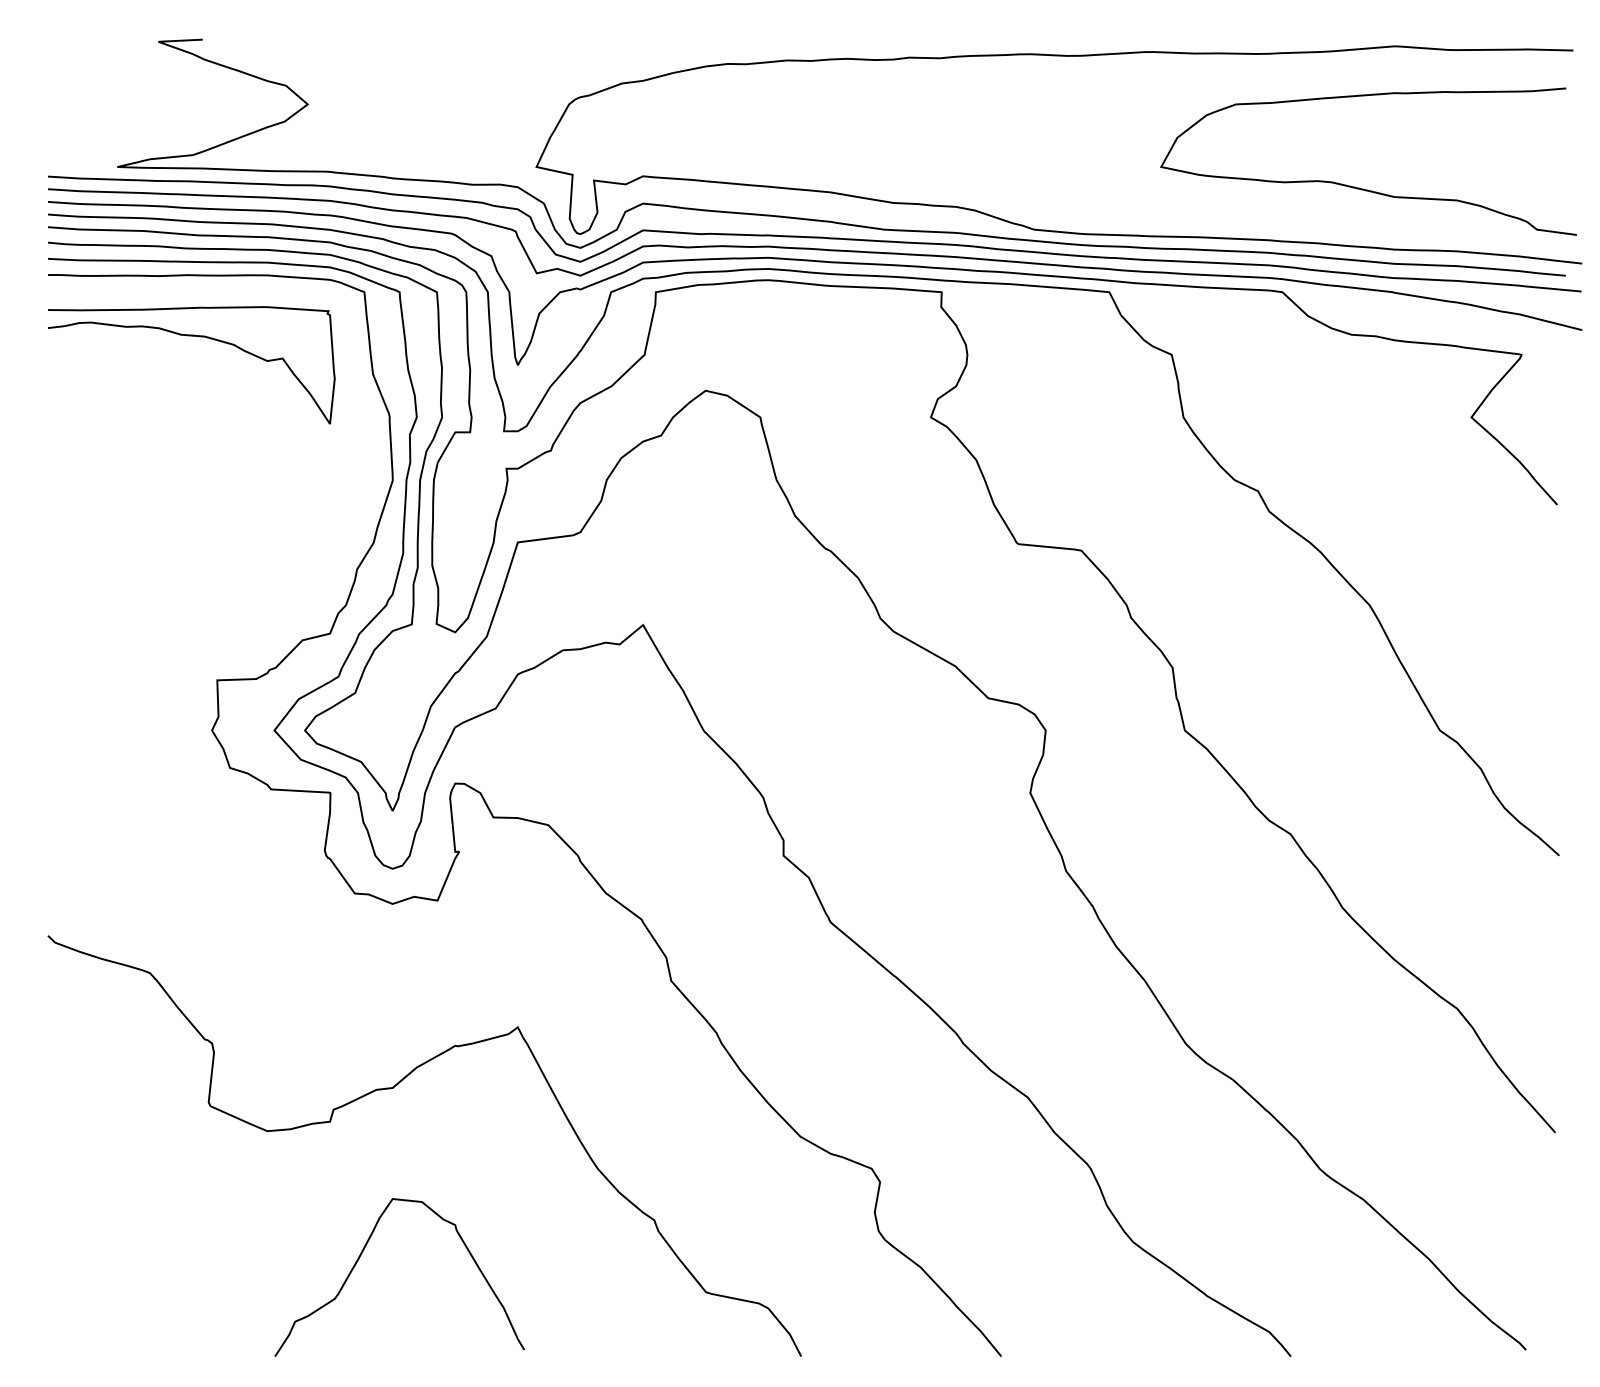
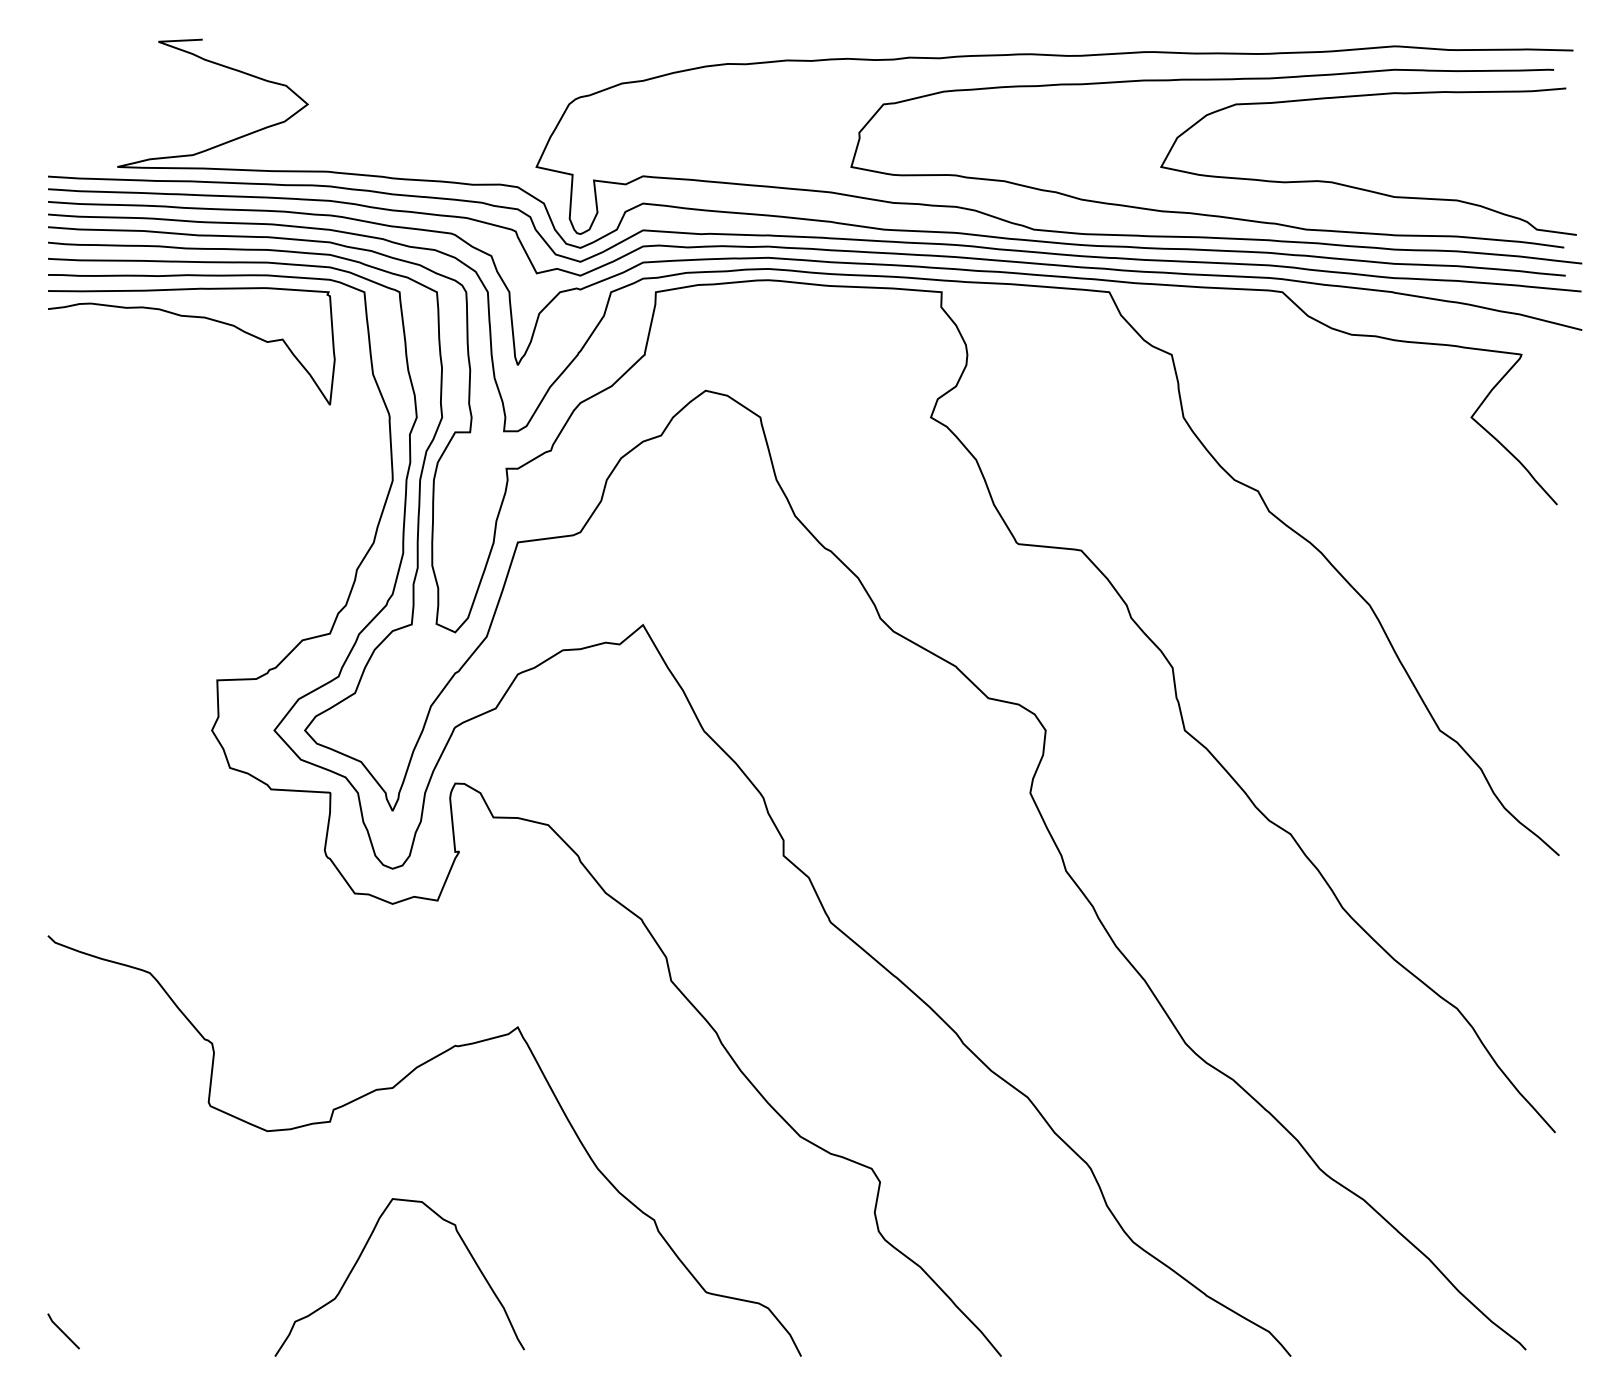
curve: none -> present (1203, 213)
curve position: (191, 336) -> (191, 317) (191, 317)
line: none -> present (63, 1331)
